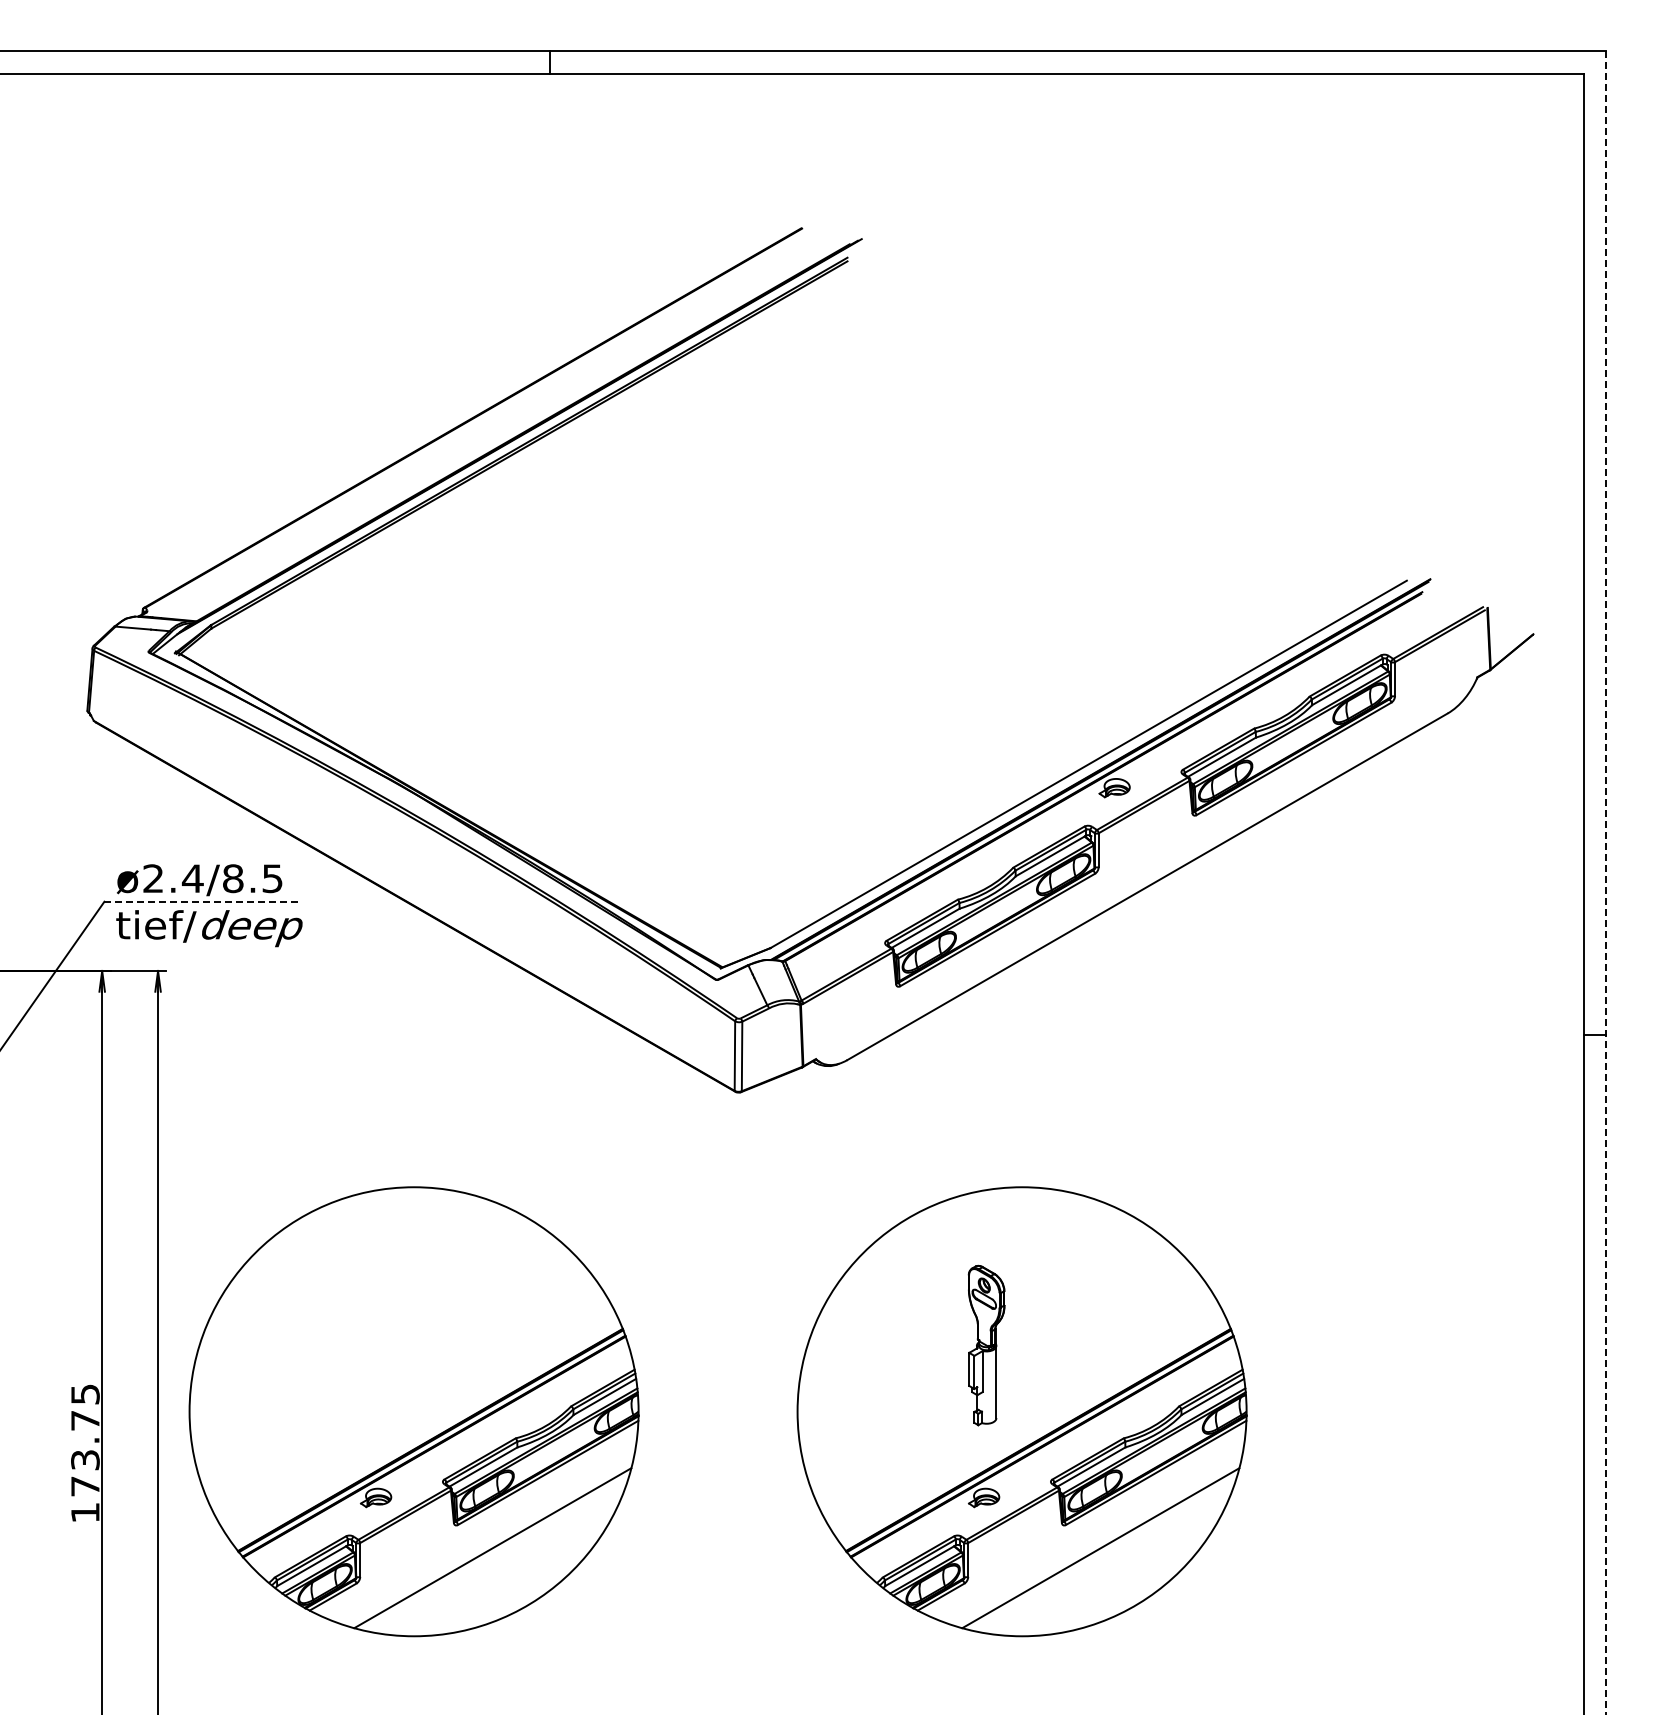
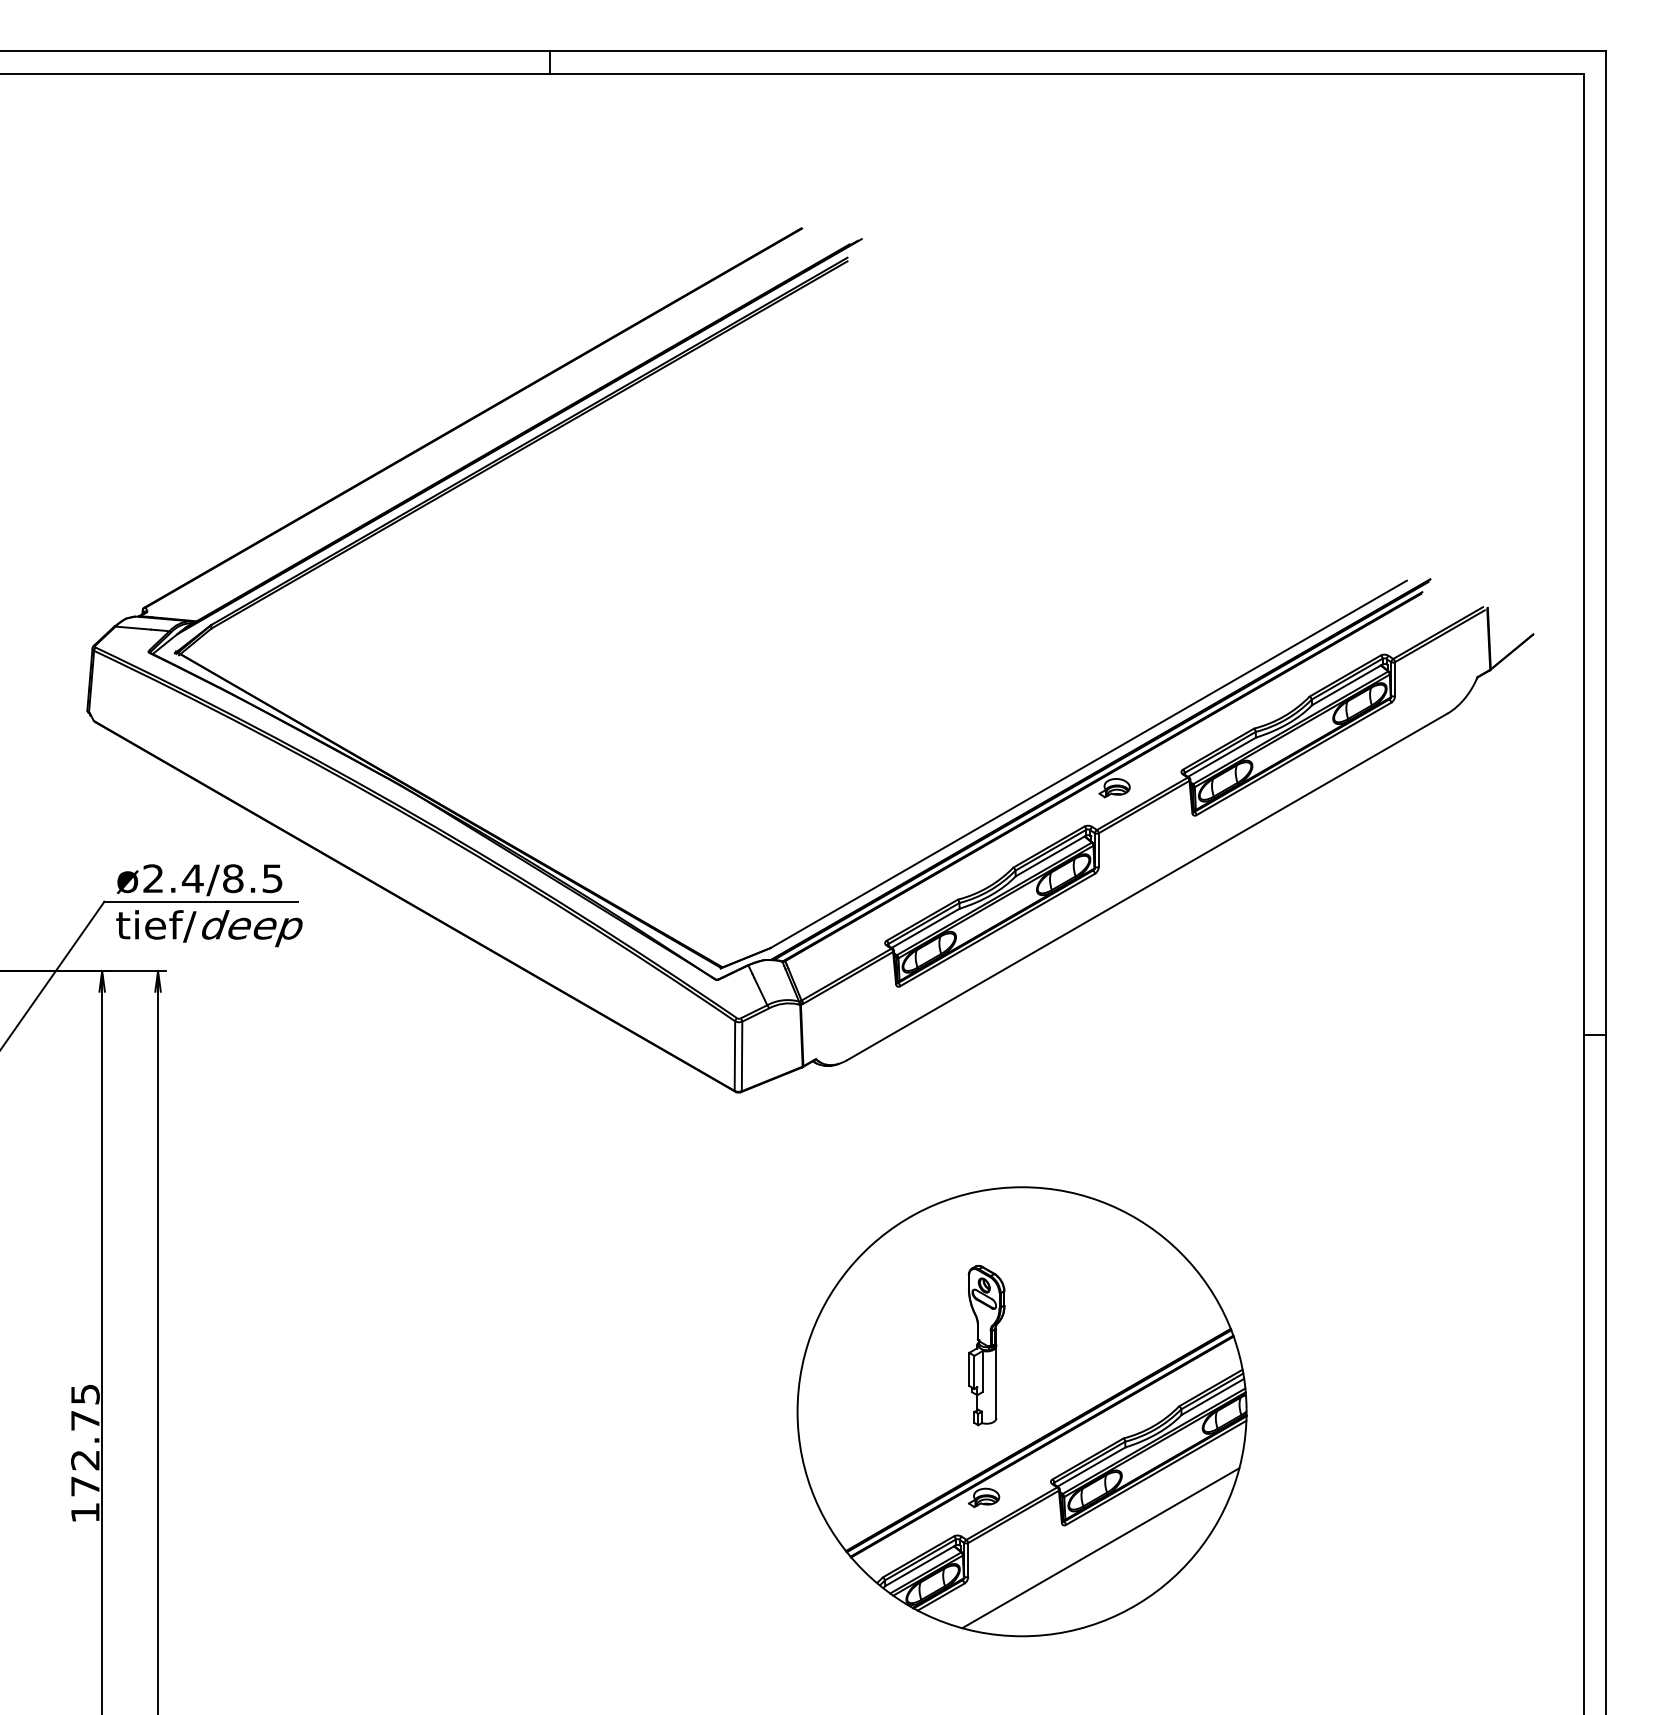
line: dashed -> solid (1606, 883)
line: dashed -> solid (201, 901)
part: present -> none (413, 1411)
text: 173.75 -> 172.75 (85, 1460)
